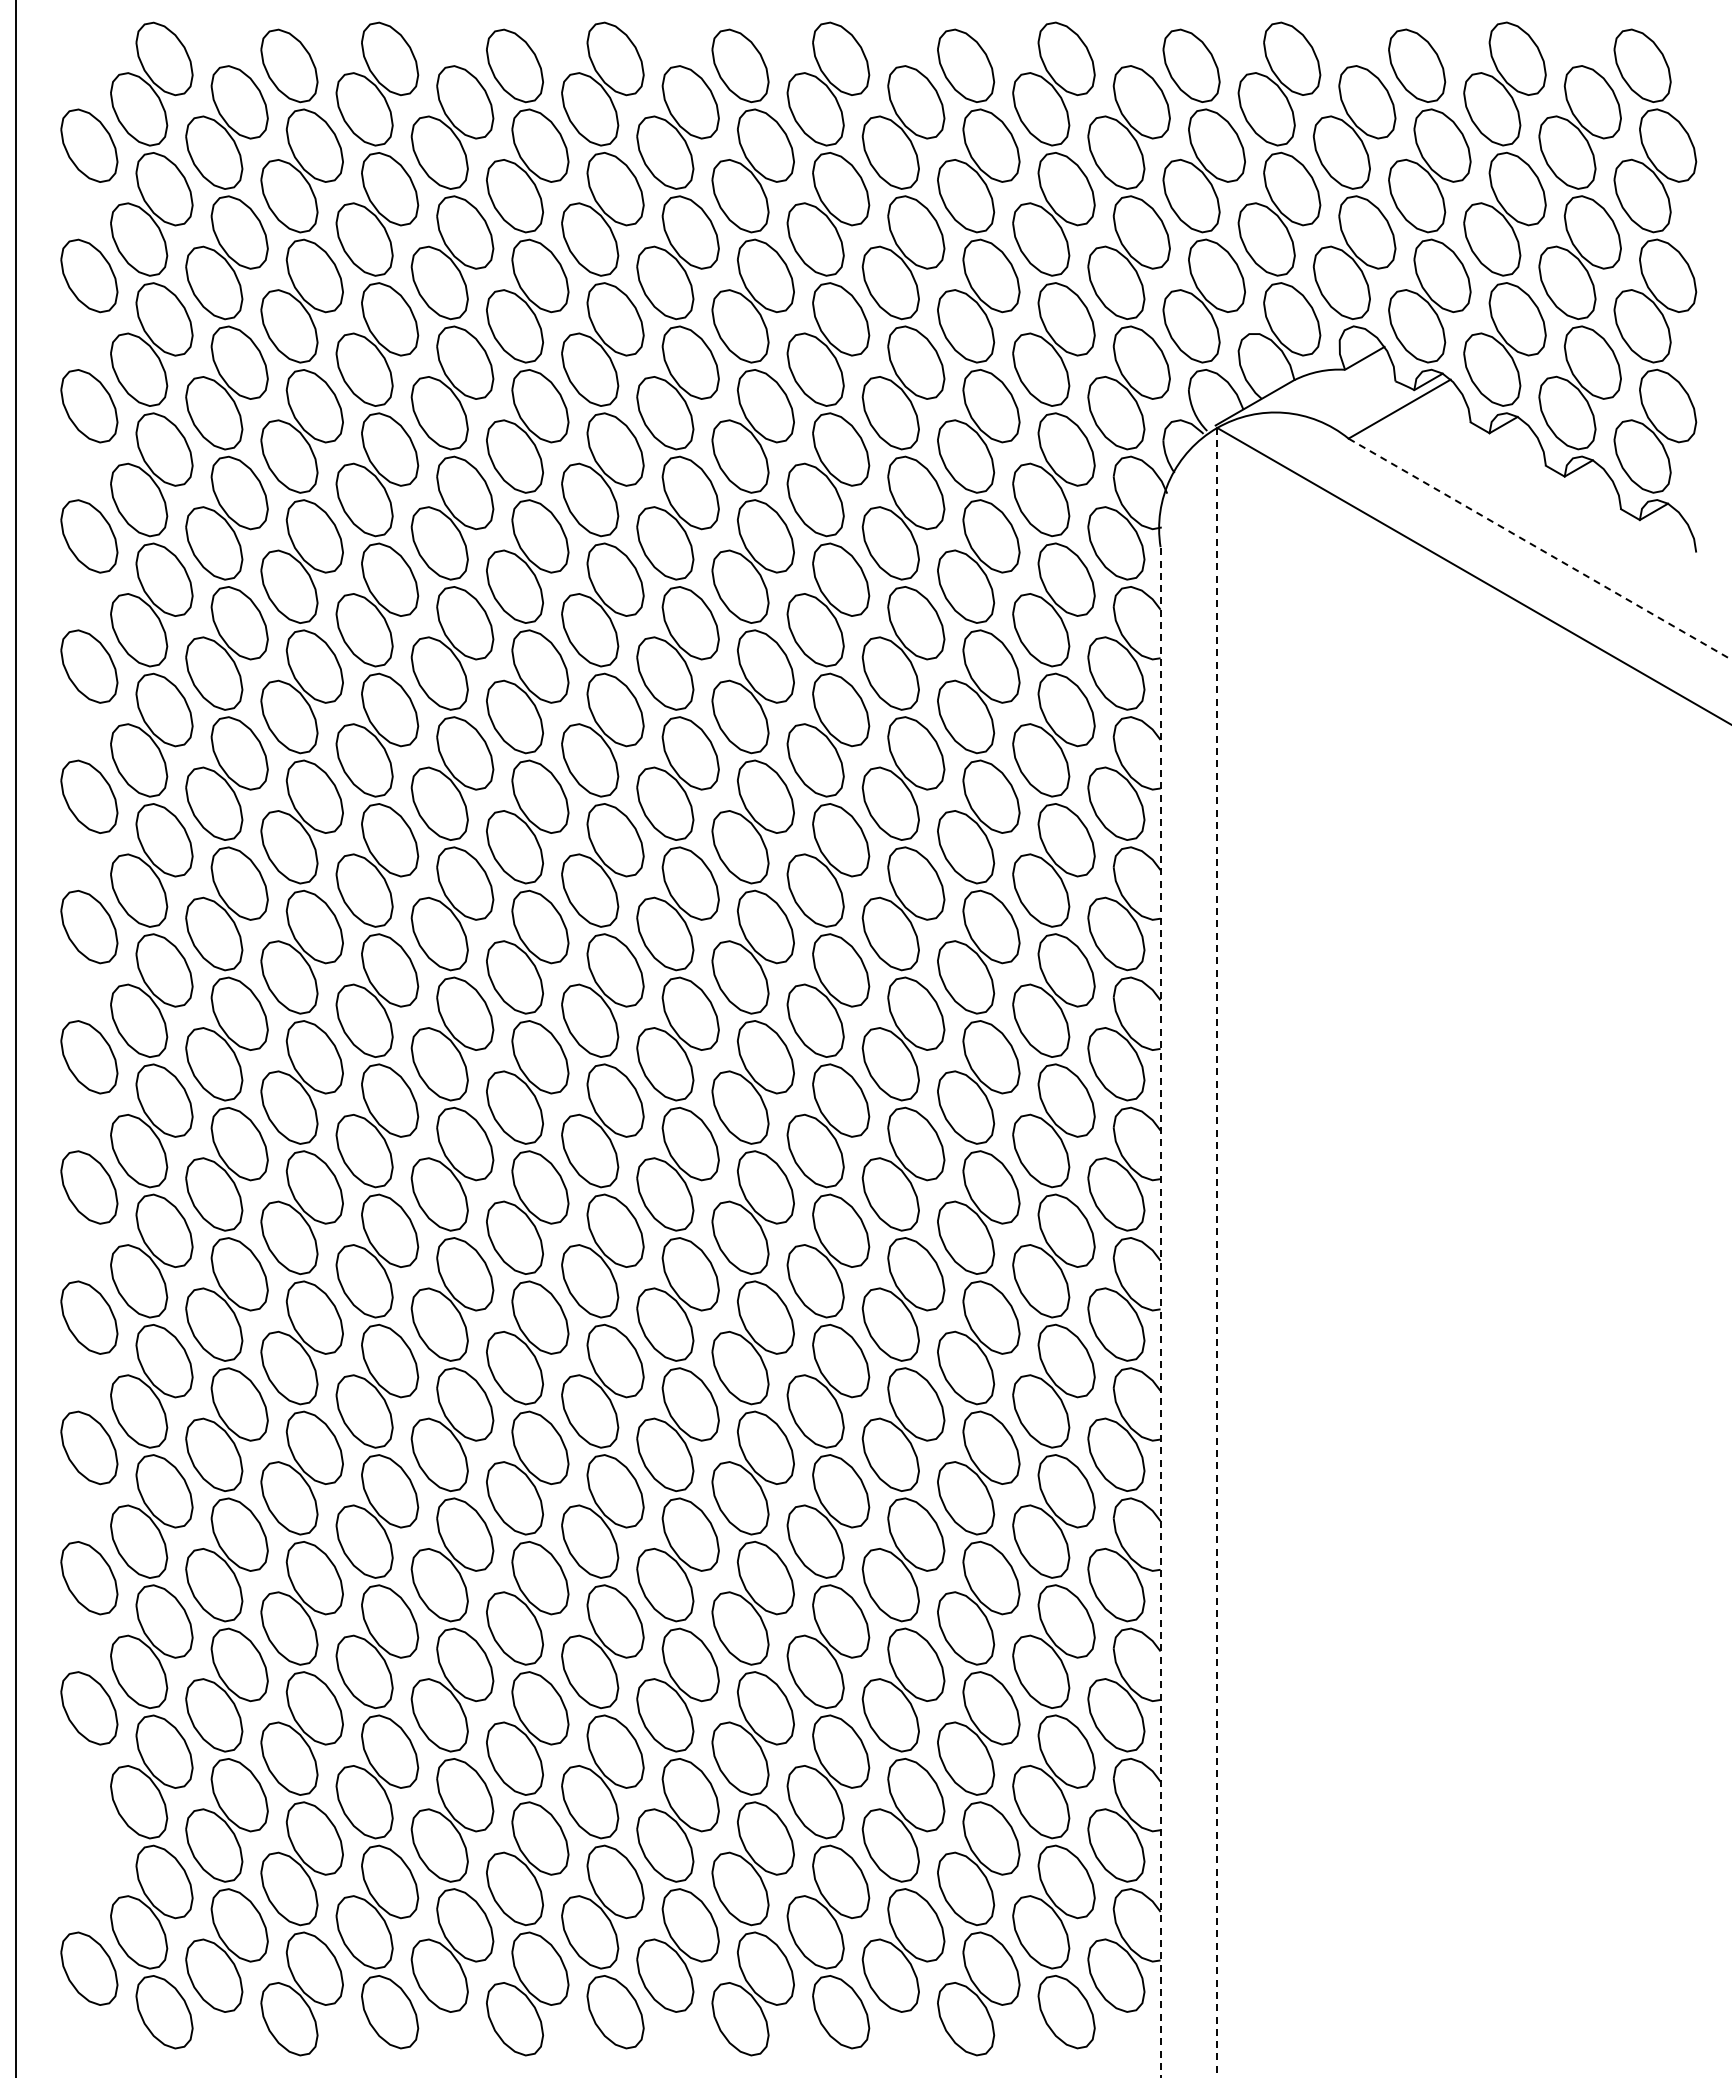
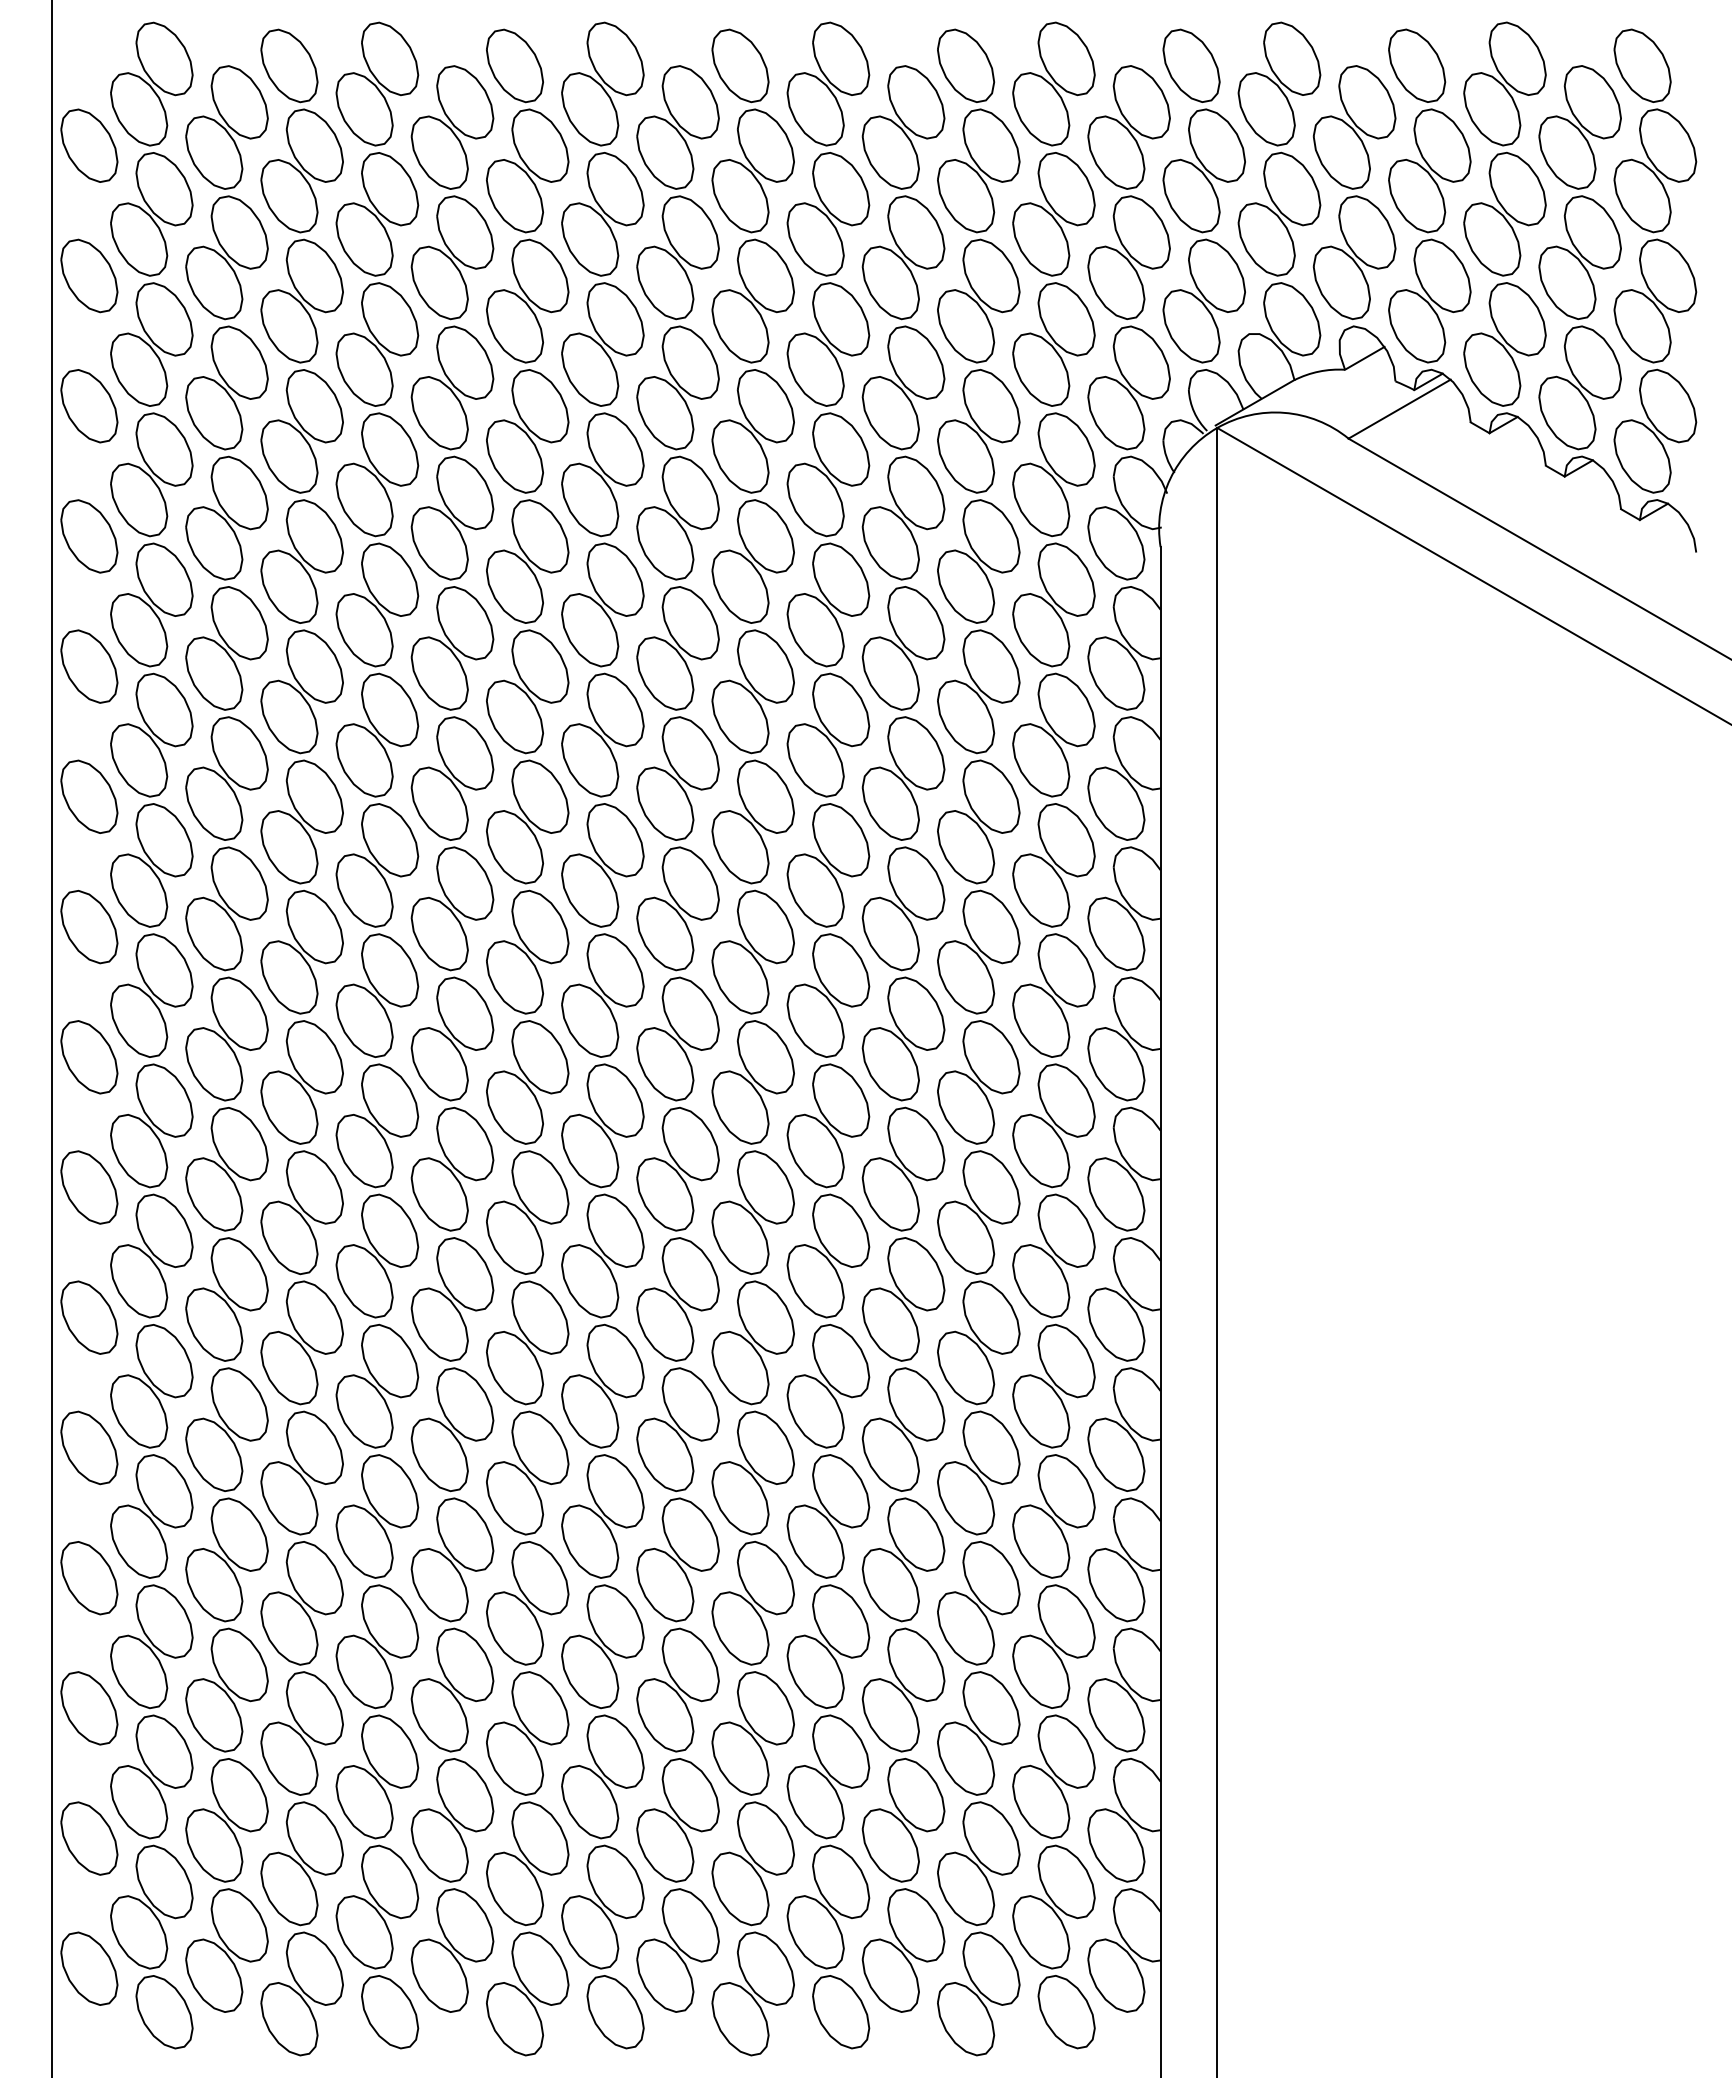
line: dashed -> solid (1539, 549)
line position: (15, 1038) -> (51, 1038) (51, 1038)
line: dashed -> solid (1217, 1252)
line: dashed -> solid (1160, 1312)
part: none -> present (89, 1838)
